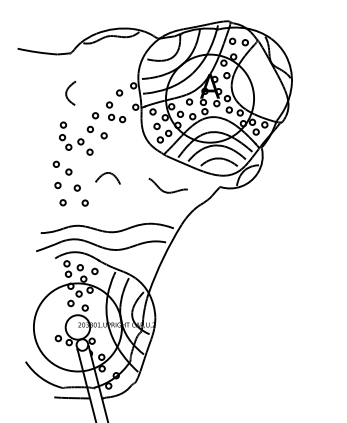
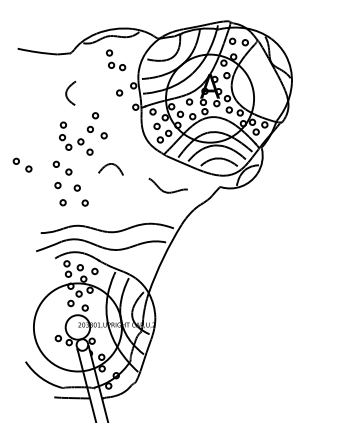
part position: (116, 112) -> (116, 60) (116, 60)
part: none -> present (22, 164)
part position: (107, 178) -> (110, 169) (110, 169)
